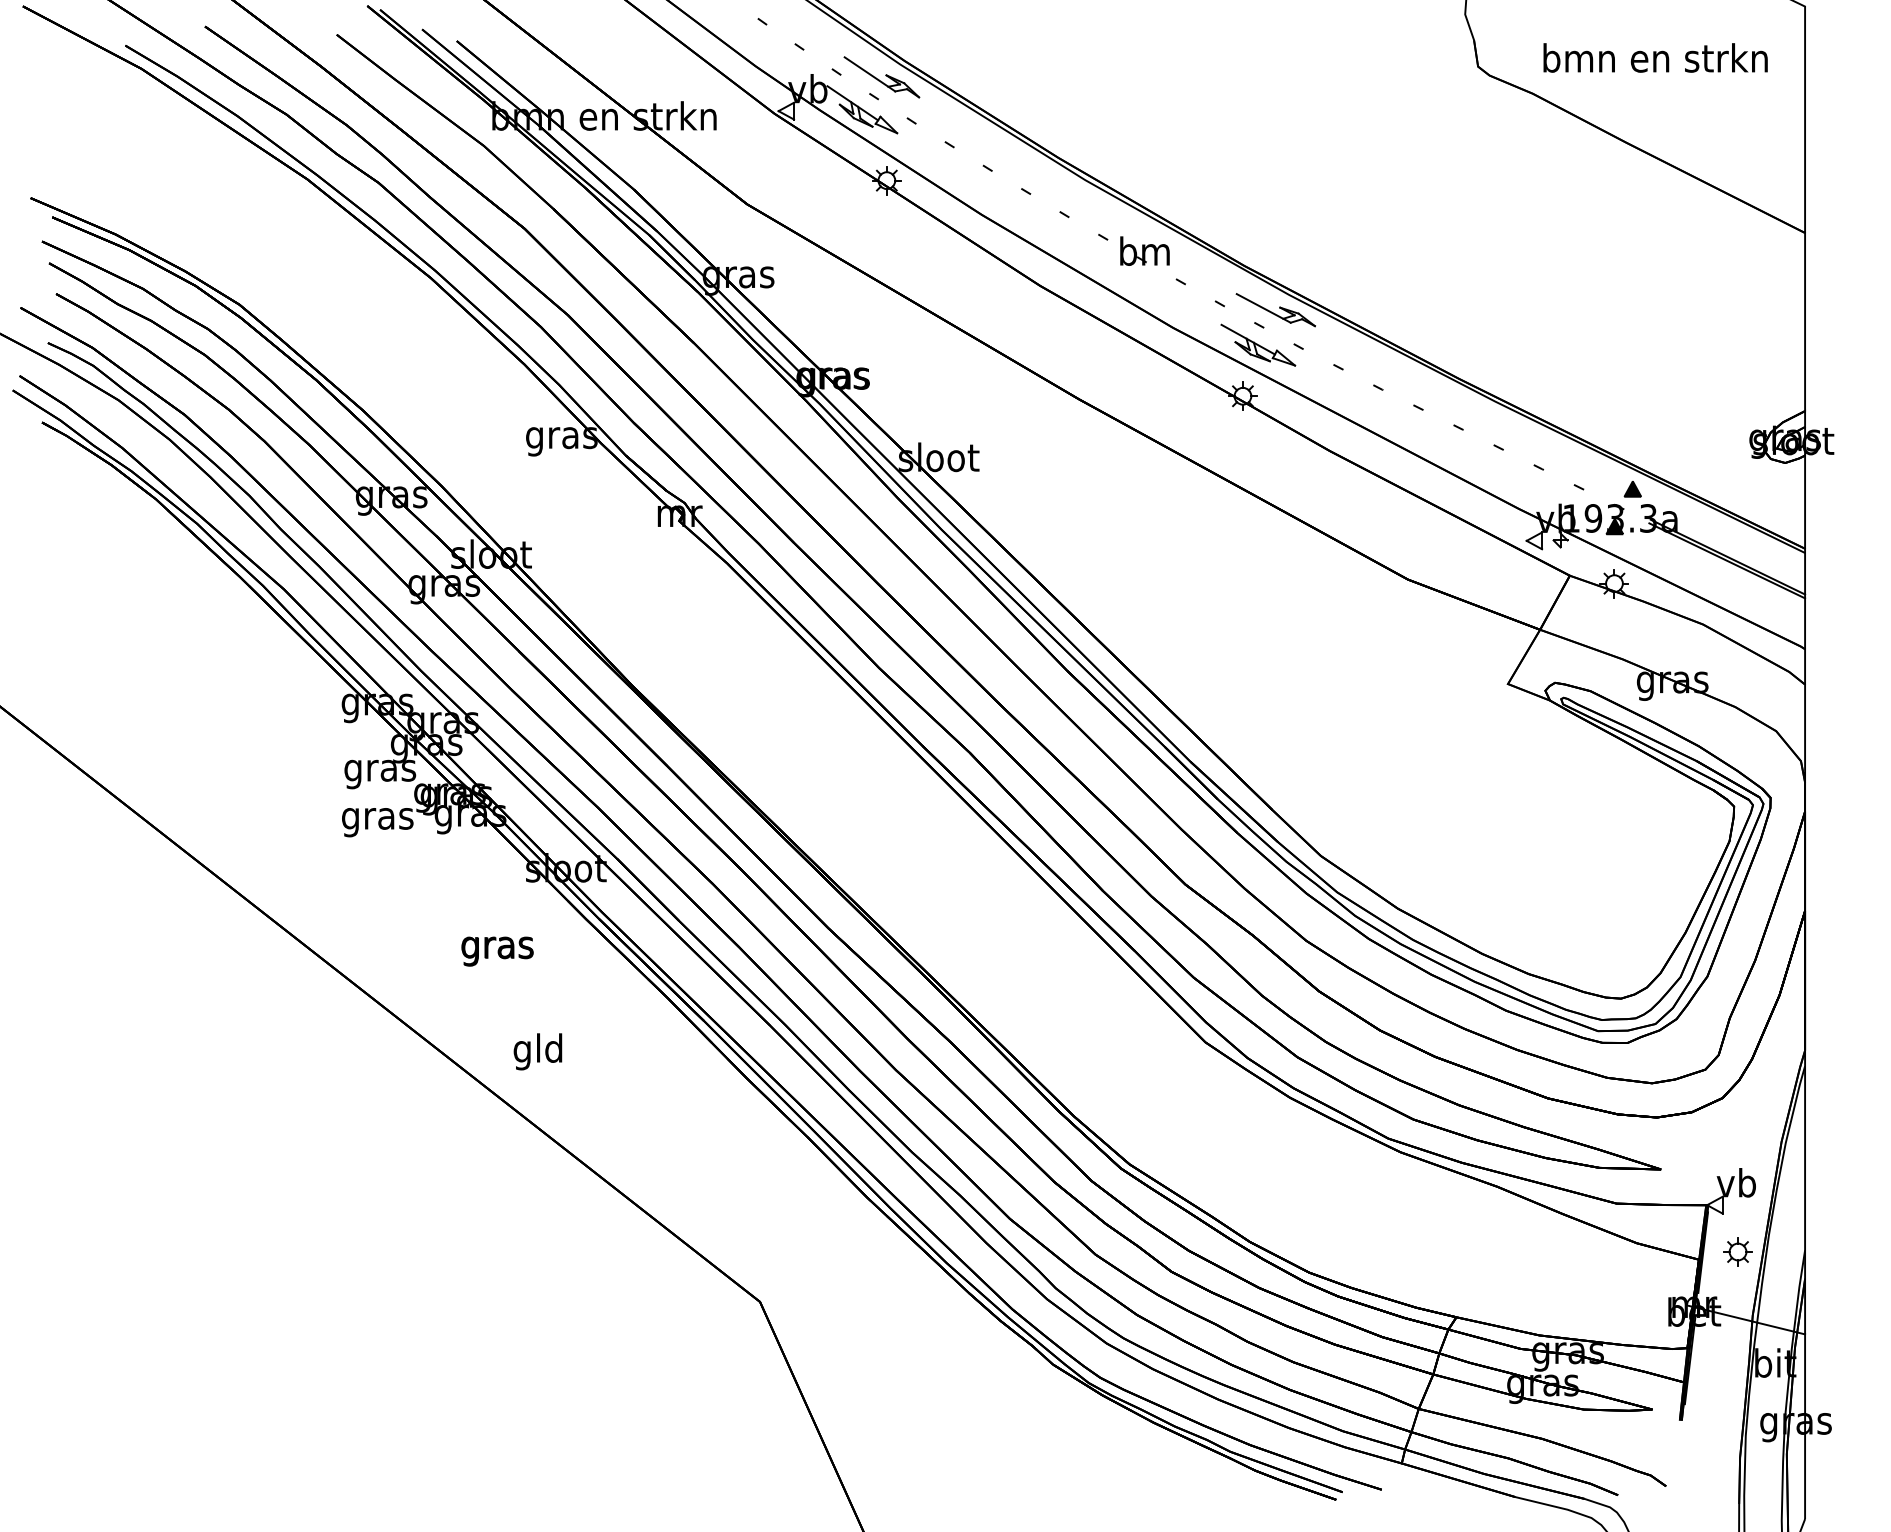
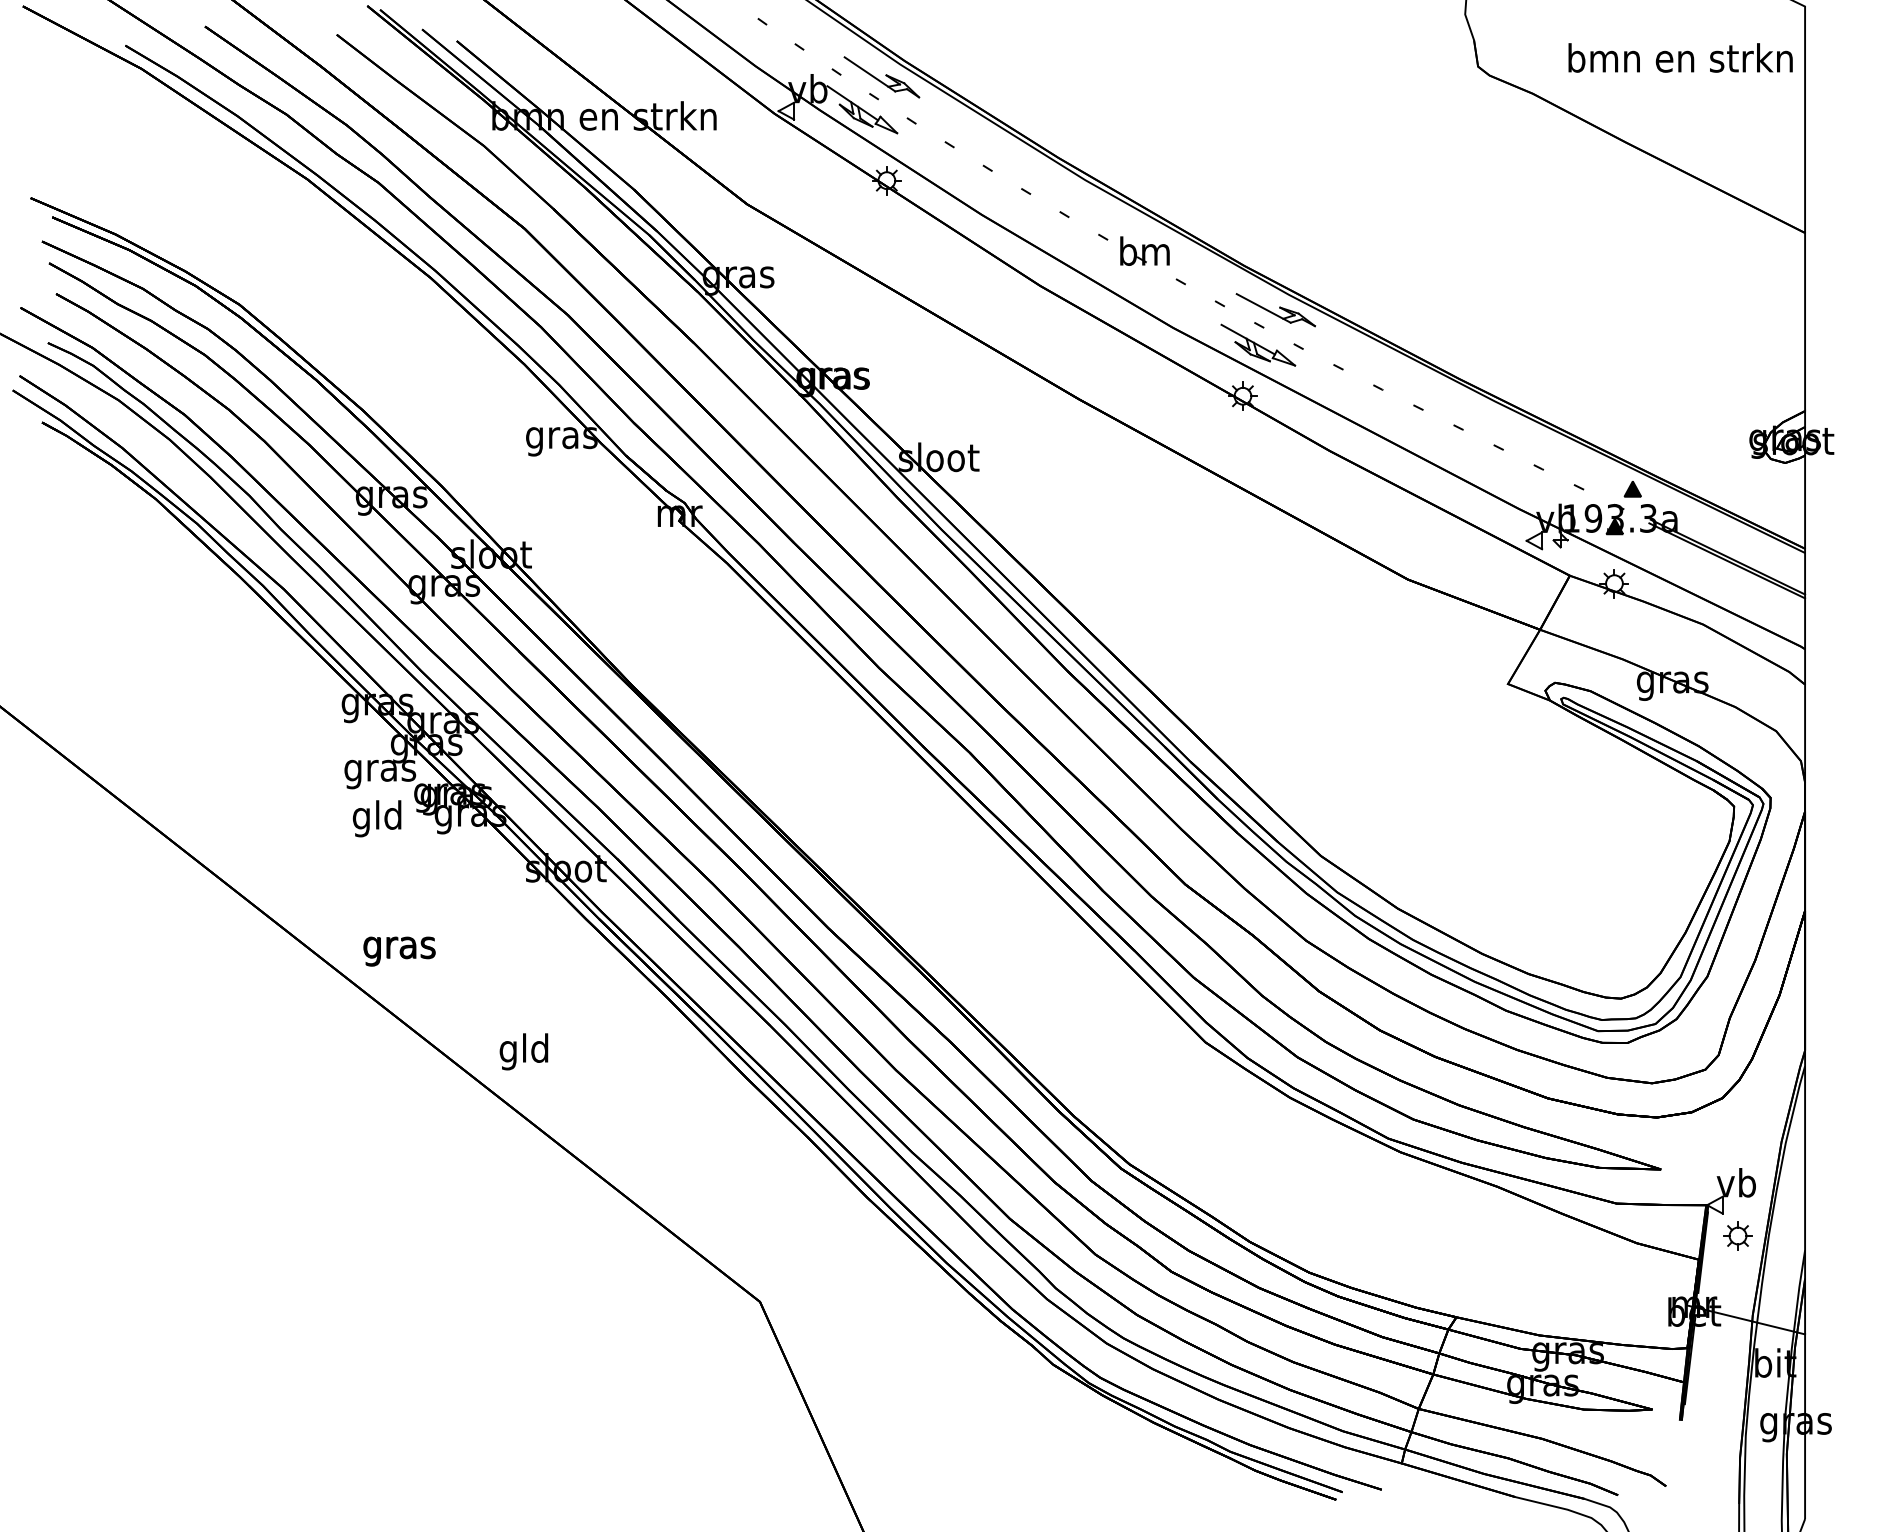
text position: (1655, 57) -> (1680, 57) (1680, 57)
text: gras -> gld (377, 818)
text position: (497, 951) -> (399, 951) (399, 951)
text position: (537, 1051) -> (523, 1051) (523, 1051)
part position: (1737, 1251) -> (1737, 1235) (1737, 1235)
